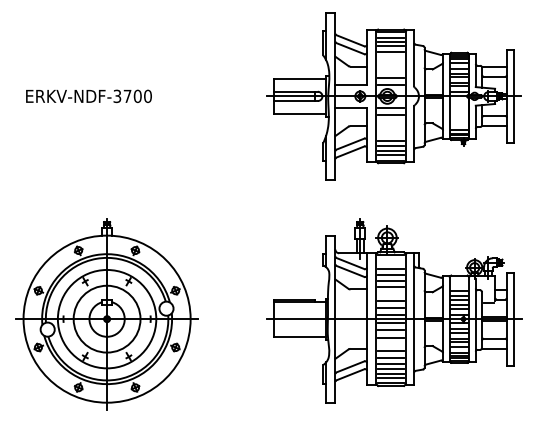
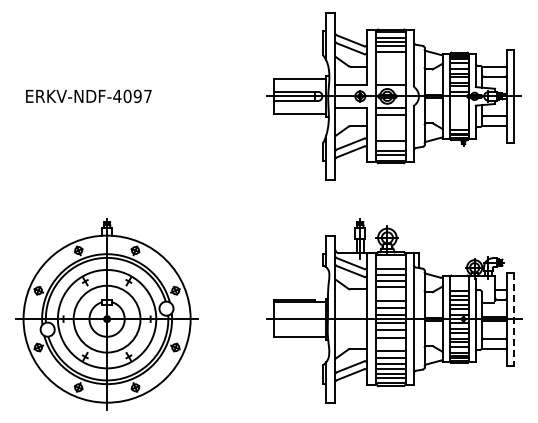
line: present -> none (391, 77)
text: ERKV-NDF-3700 -> ERKV-NDF-4097 (132, 96)
line: present -> none (391, 146)
line: solid -> dashed (513, 319)
